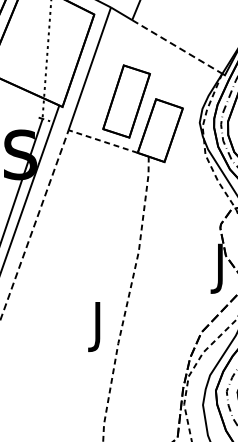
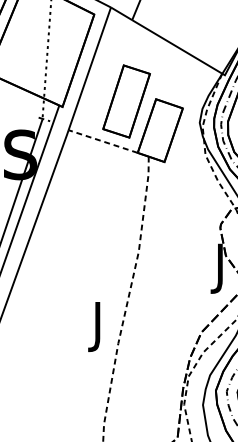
line: dashed -> solid (177, 47)
line: dashed -> solid (34, 225)
